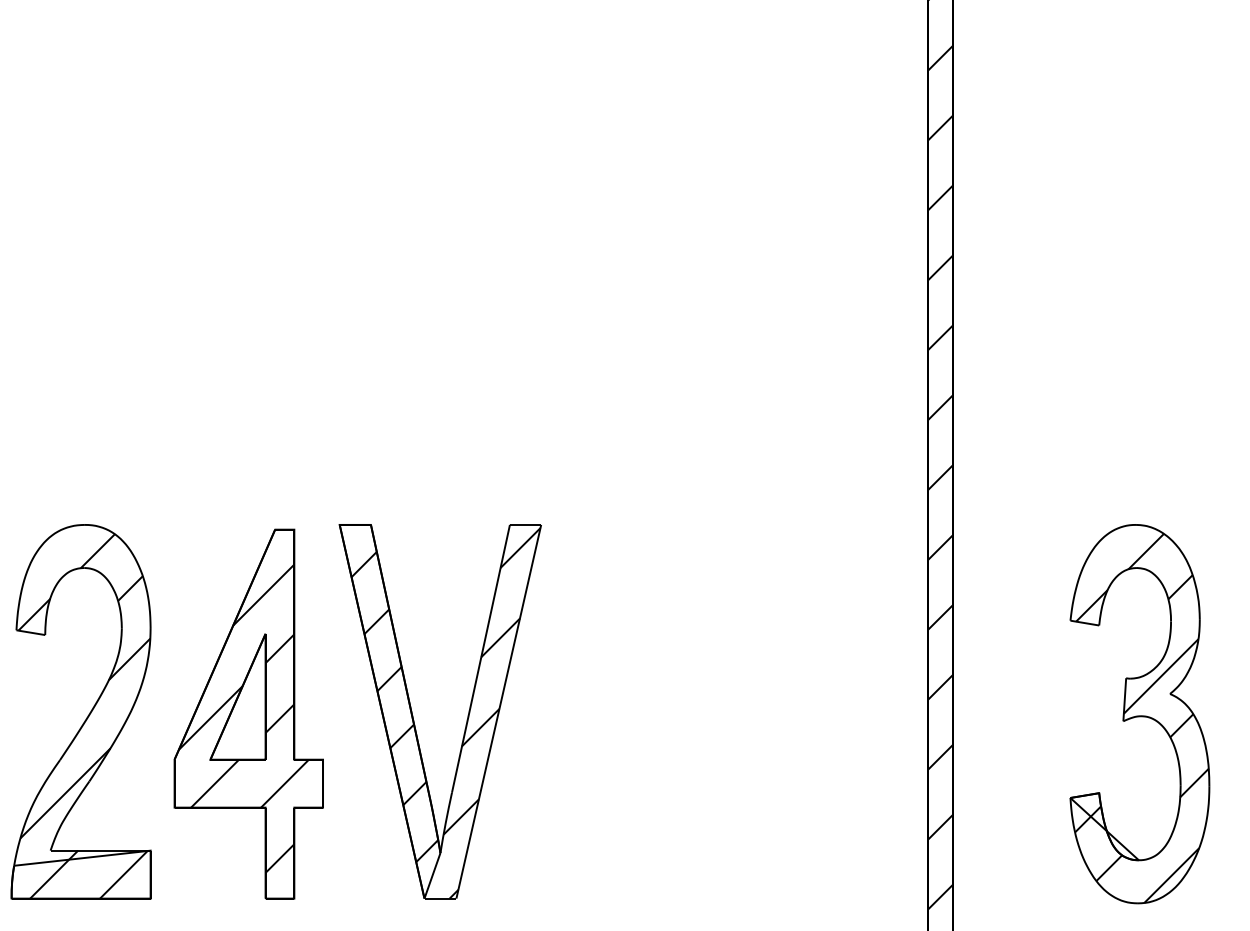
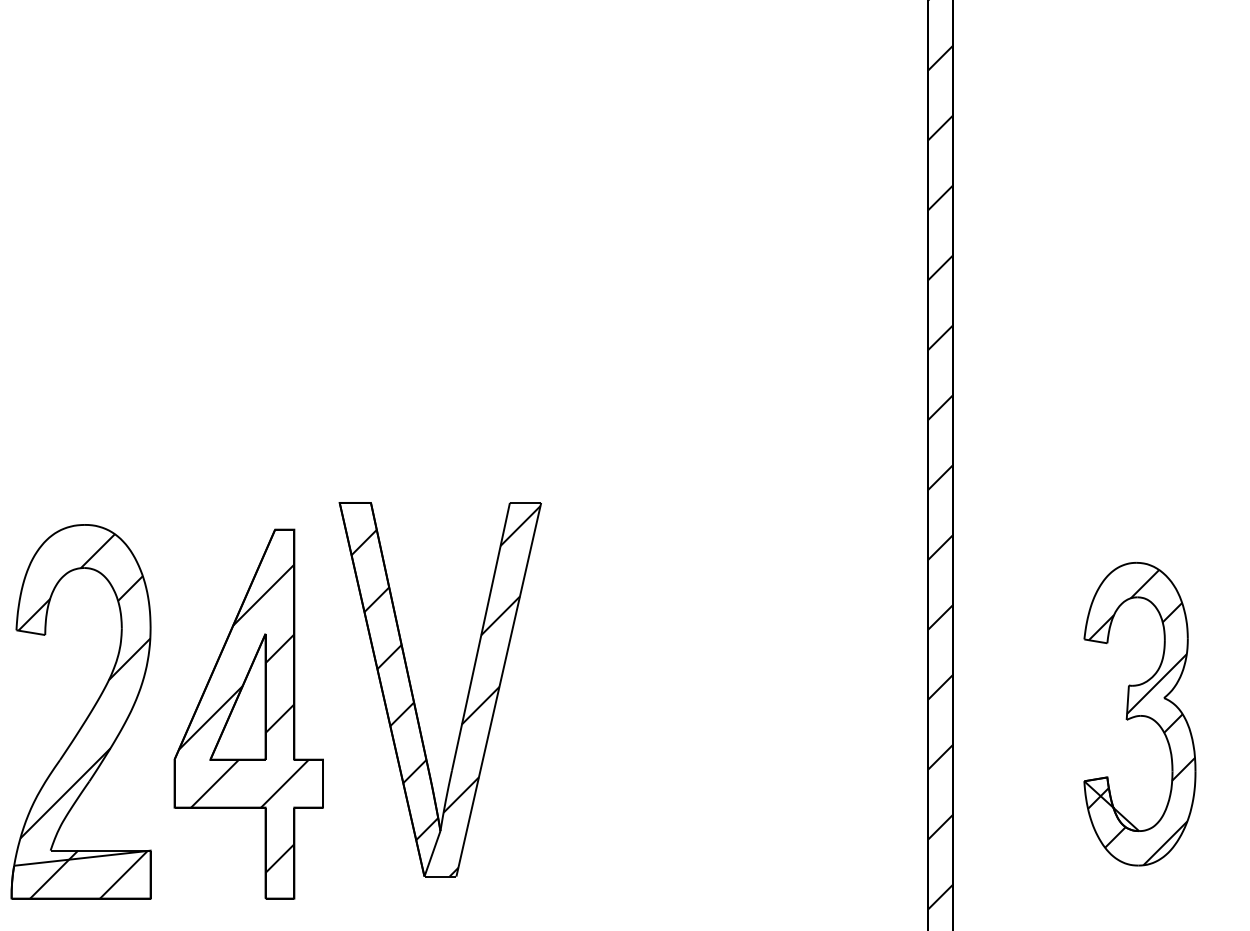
part size: 142x381 px -> 114x305 px (1139, 714)
part position: (413, 715) -> (413, 693) (413, 693)
